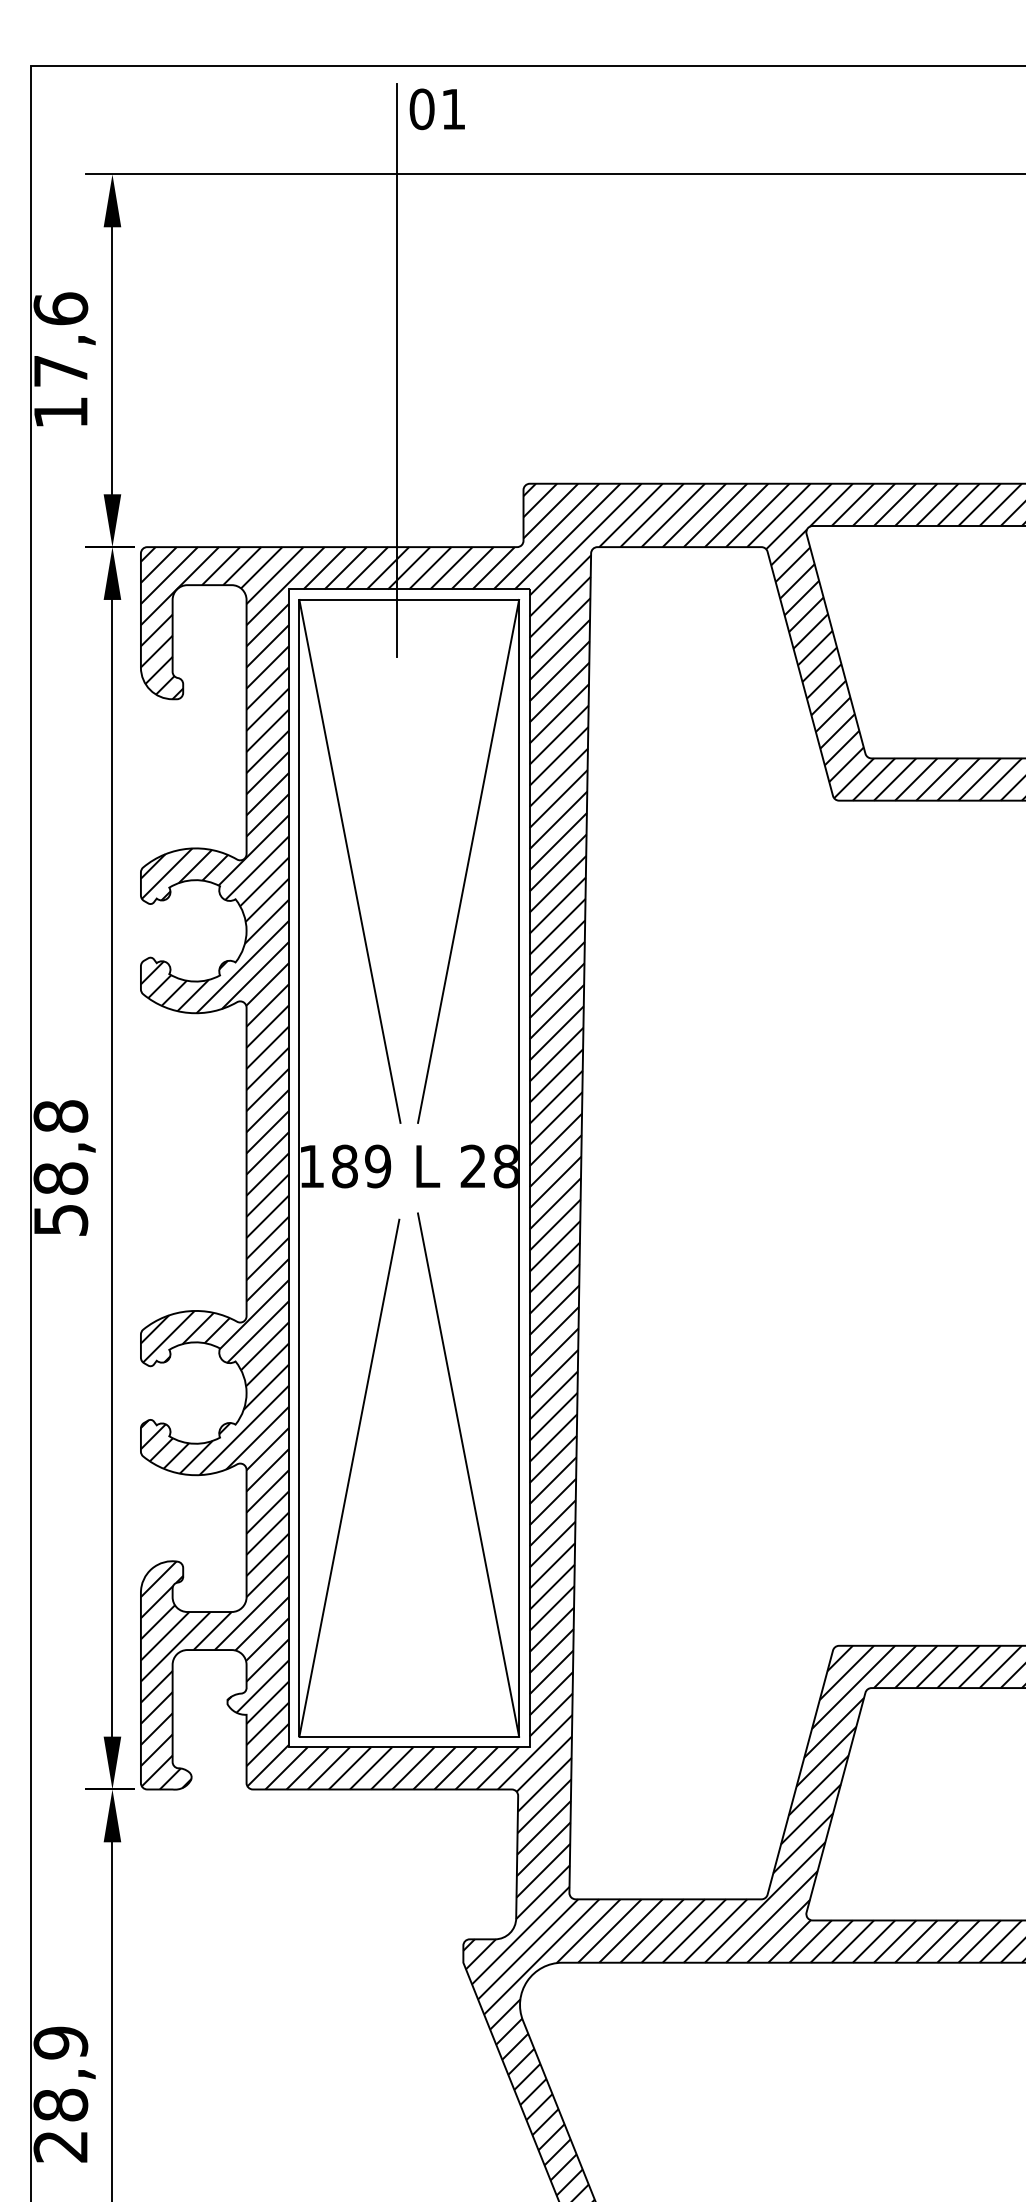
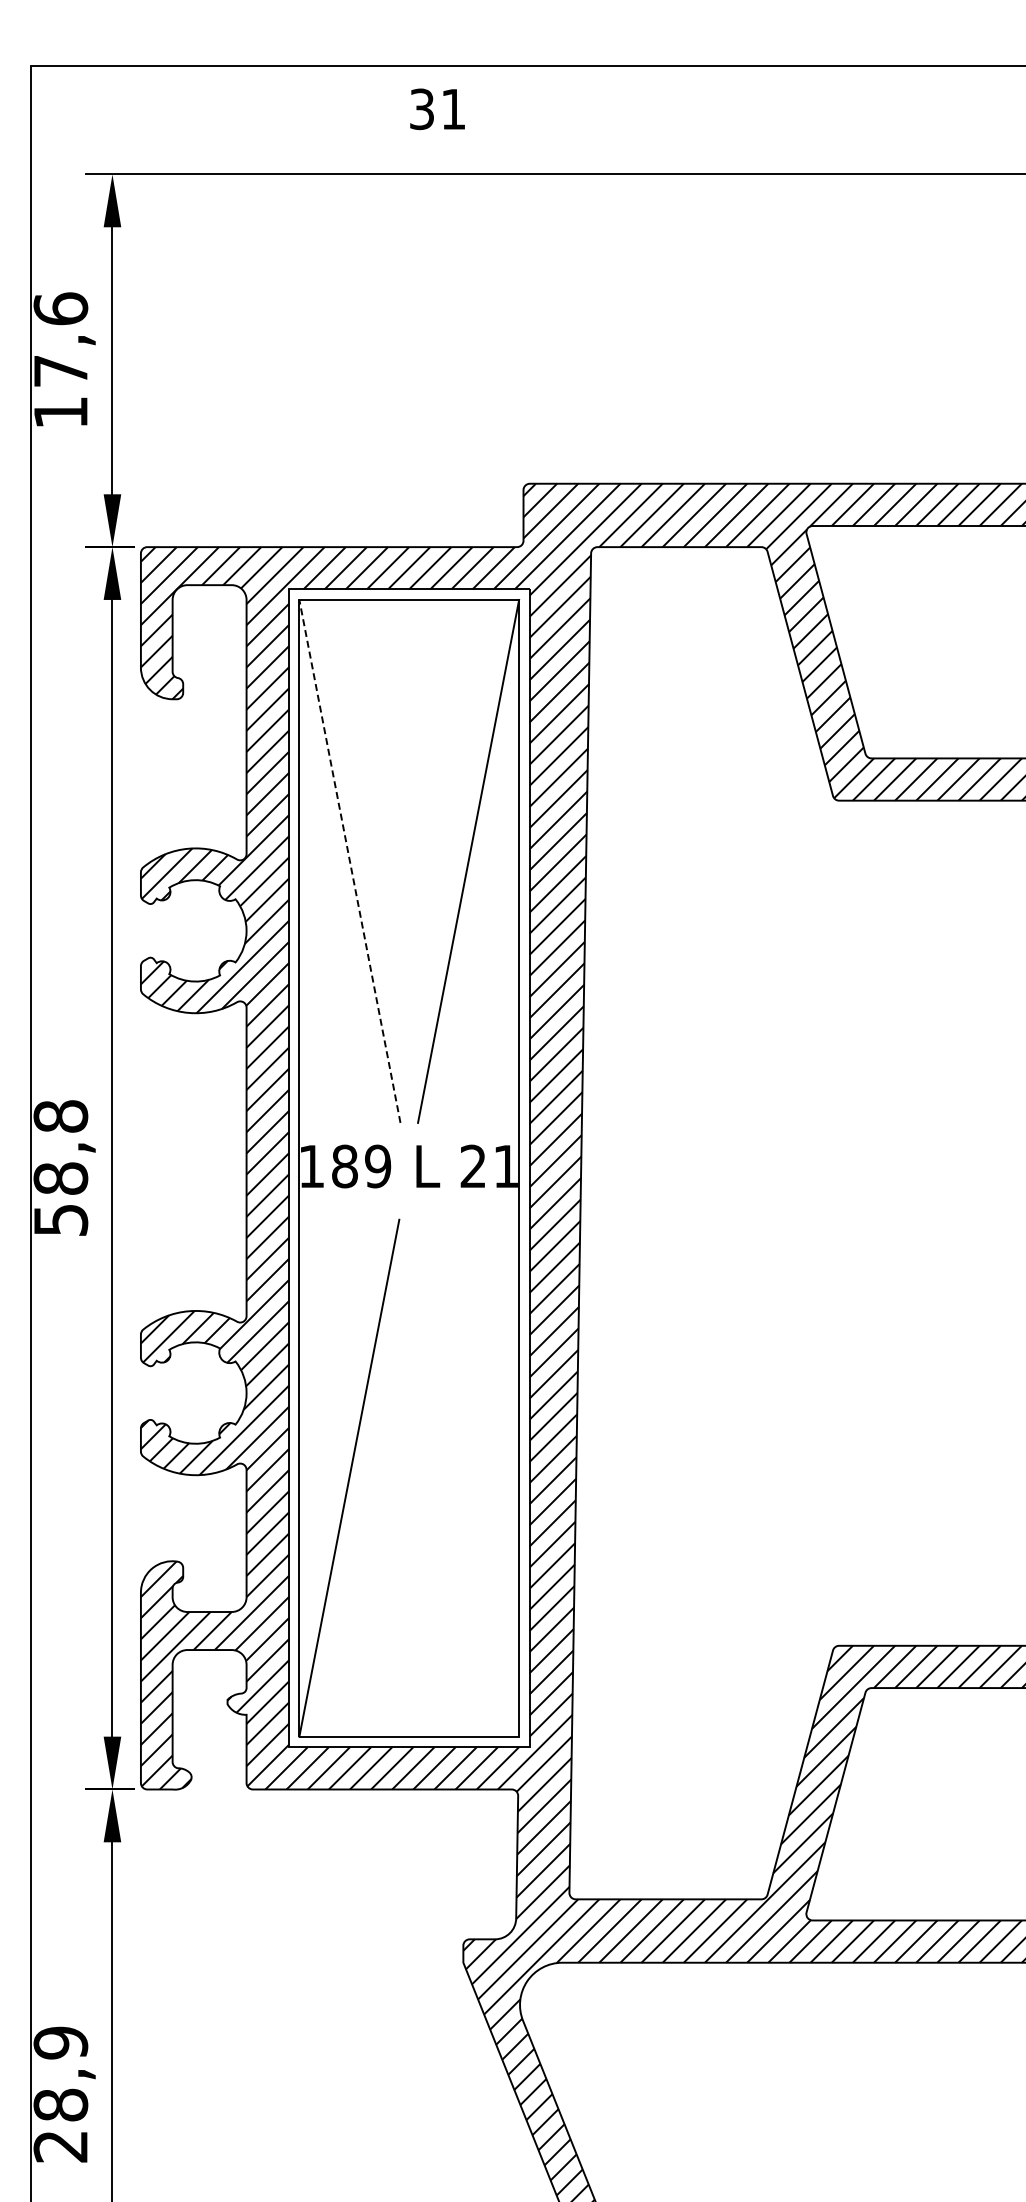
text: 01 -> 31 (421, 109)
line: present -> none (396, 370)
line: solid -> dashed (349, 860)
text: 28 -> 21 (505, 1166)
line: present -> none (468, 1474)
